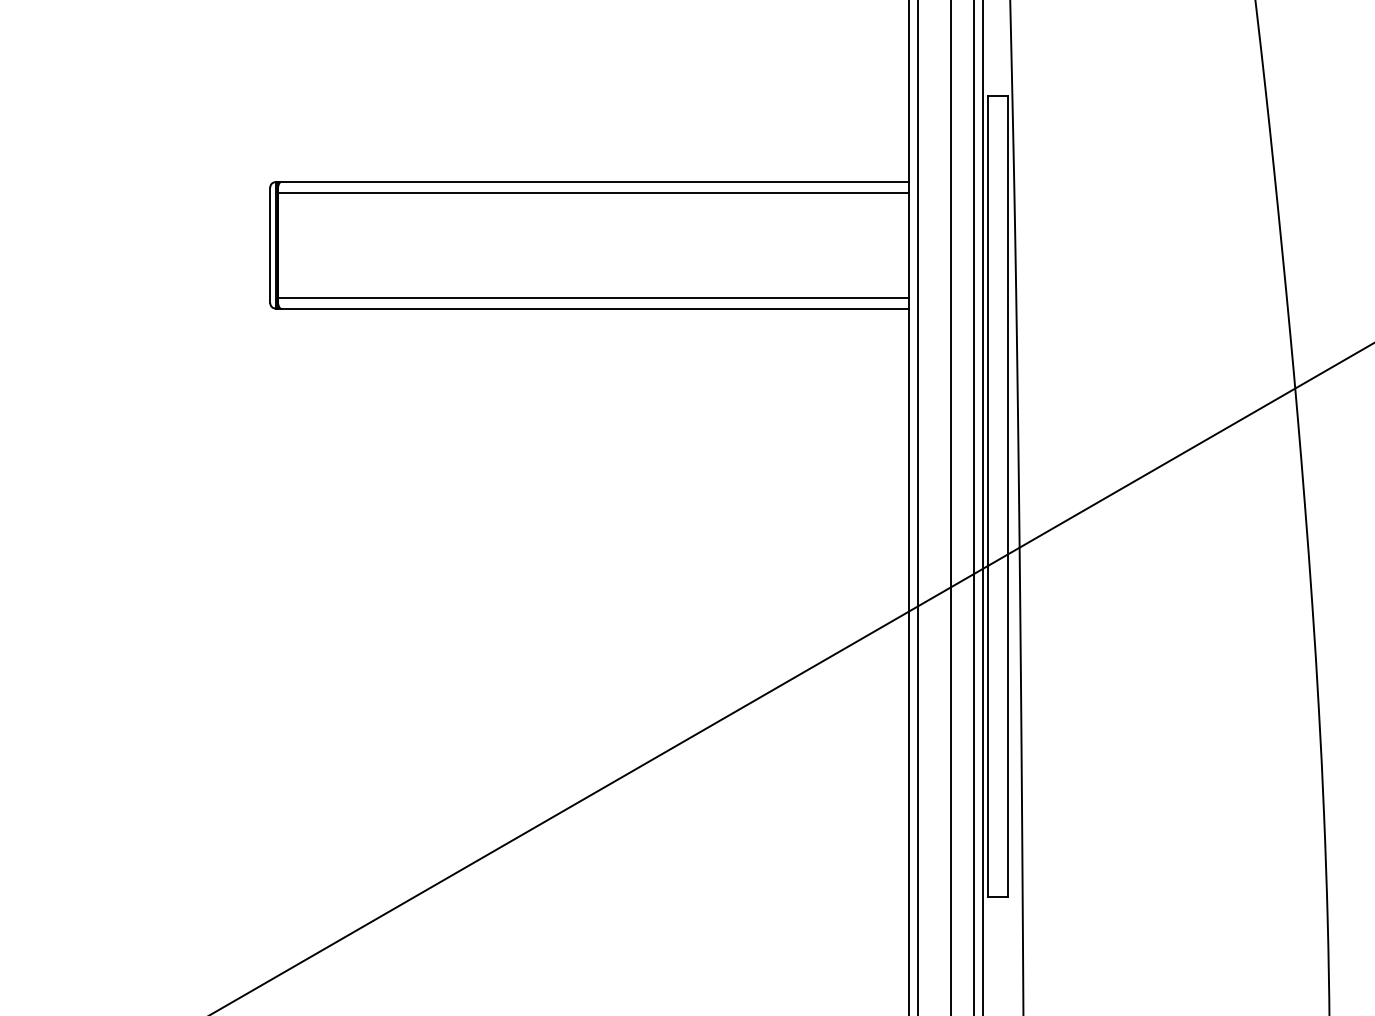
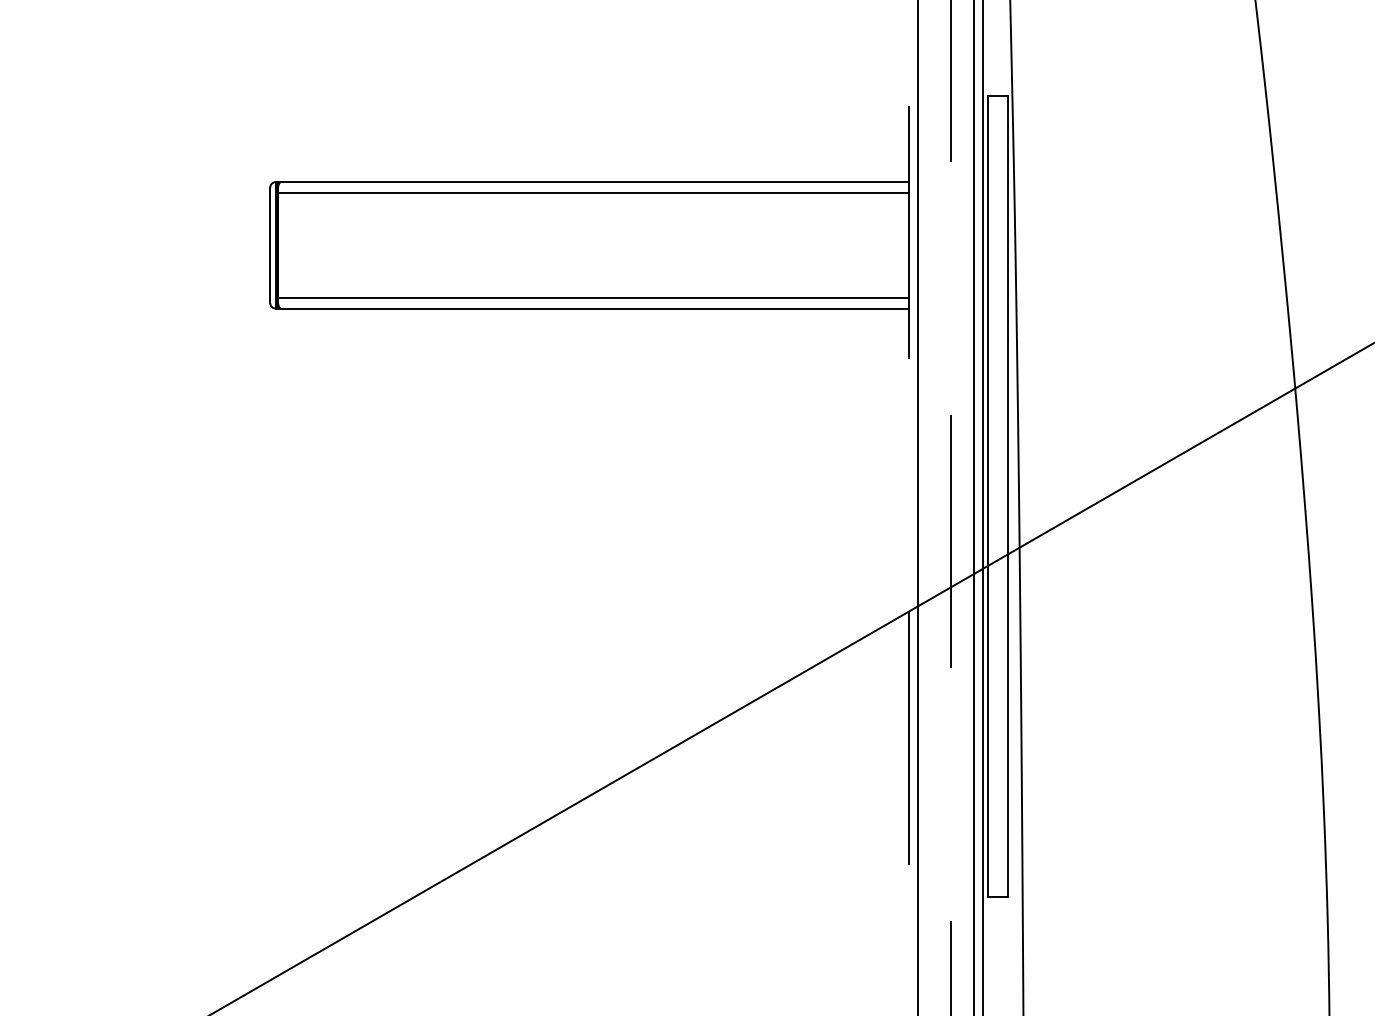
line: solid -> dashed (909, 507)
line: solid -> dashed (950, 508)
